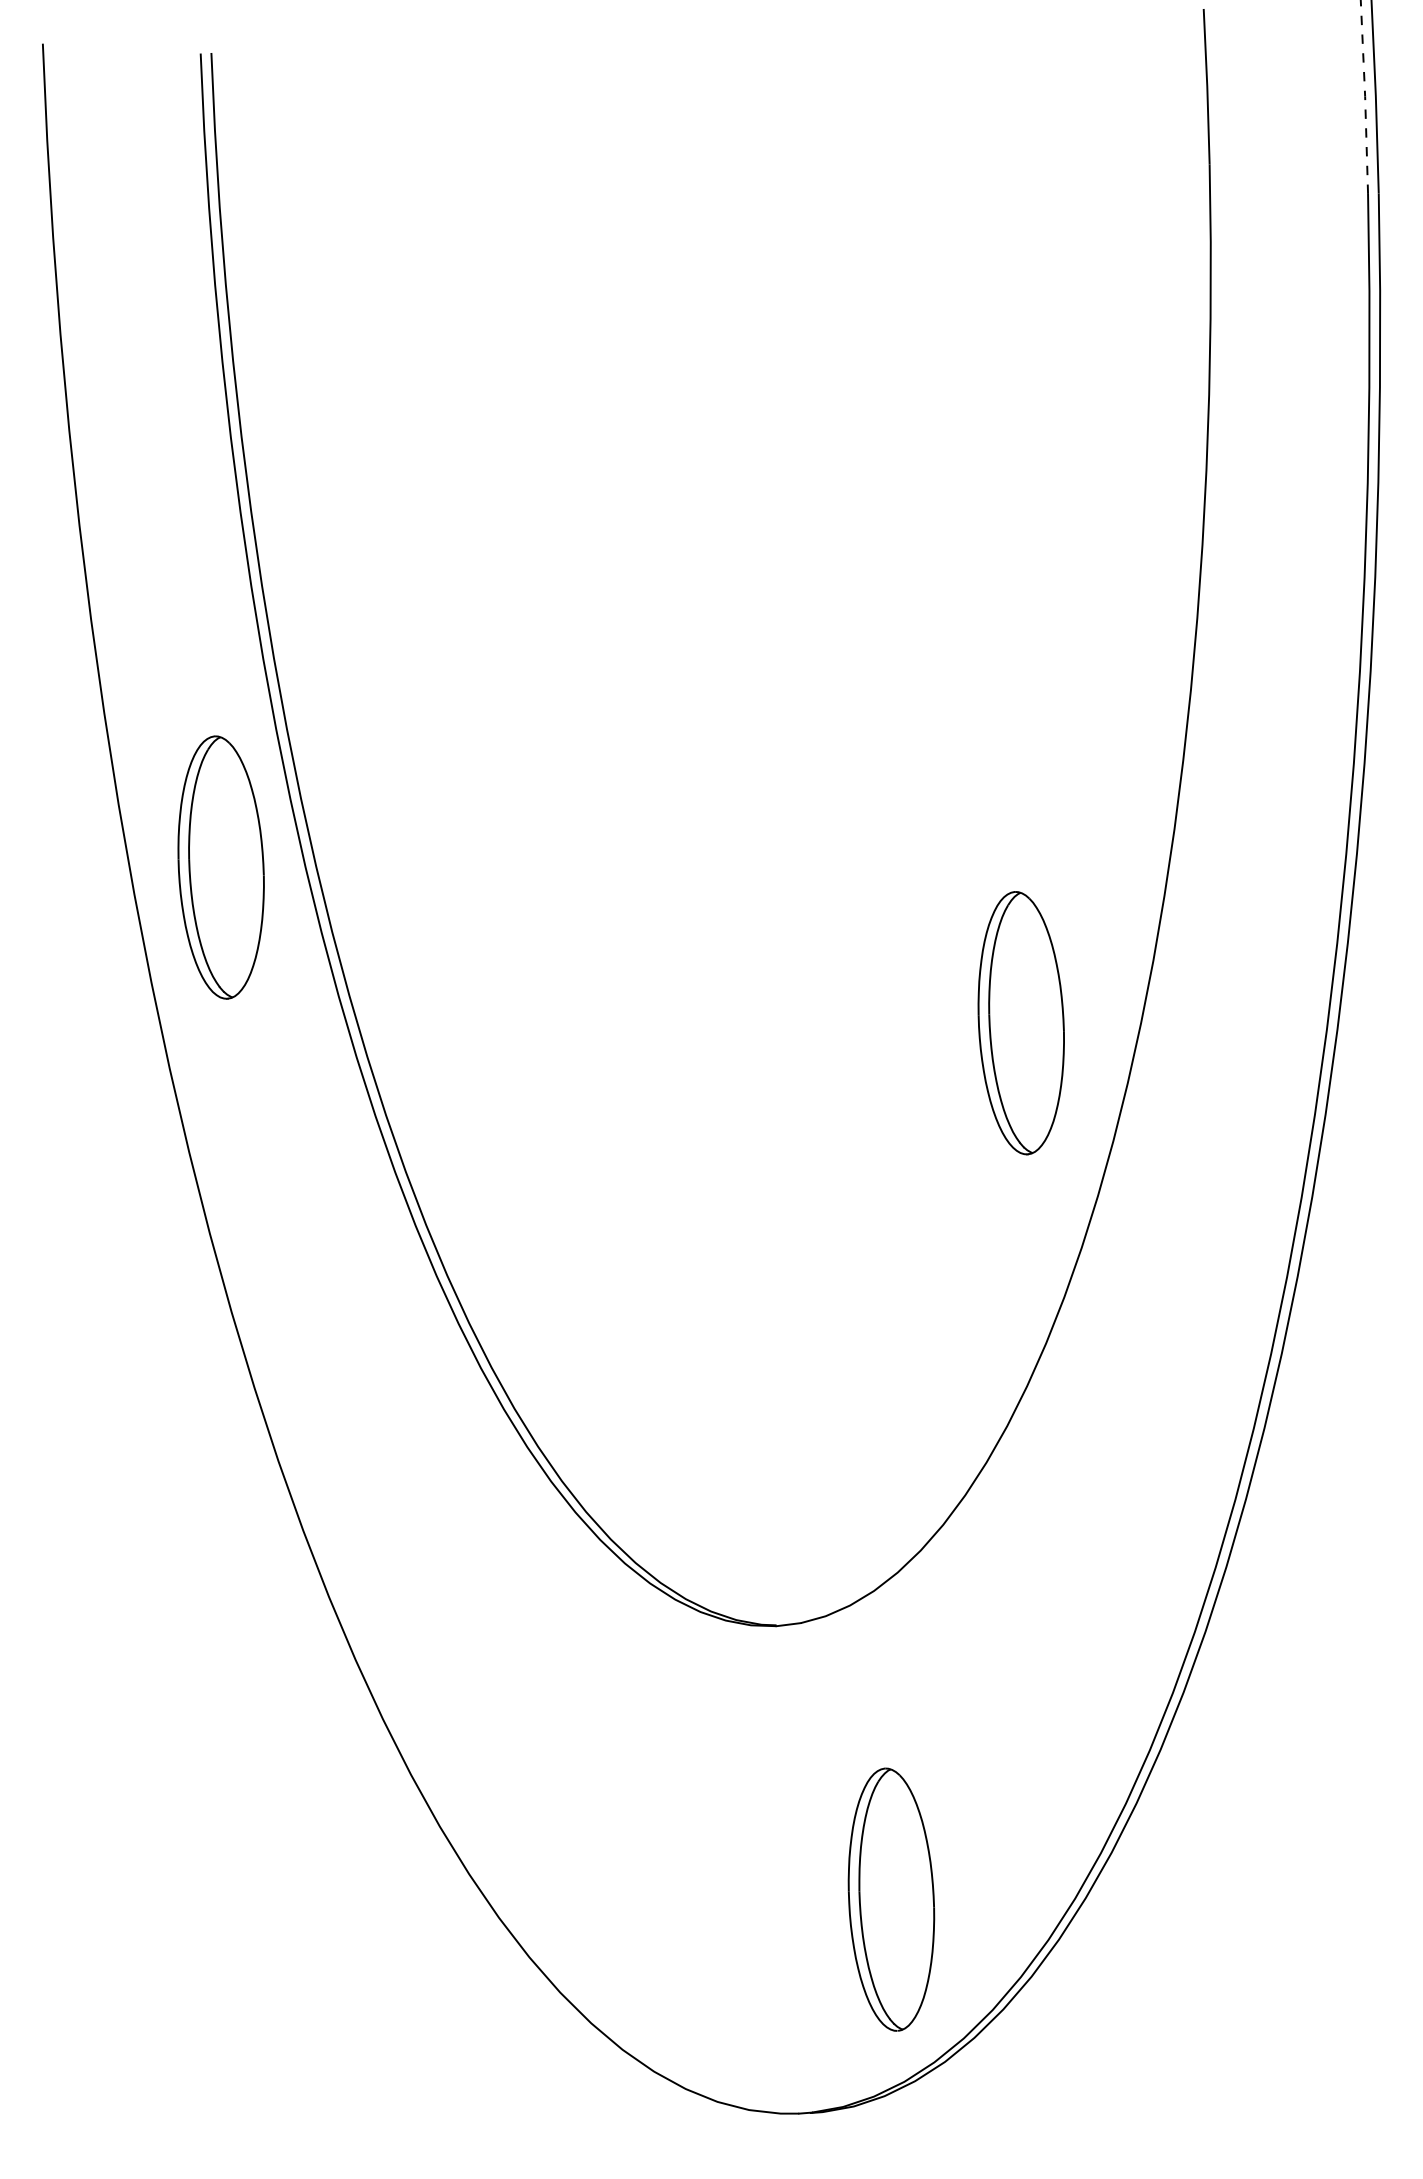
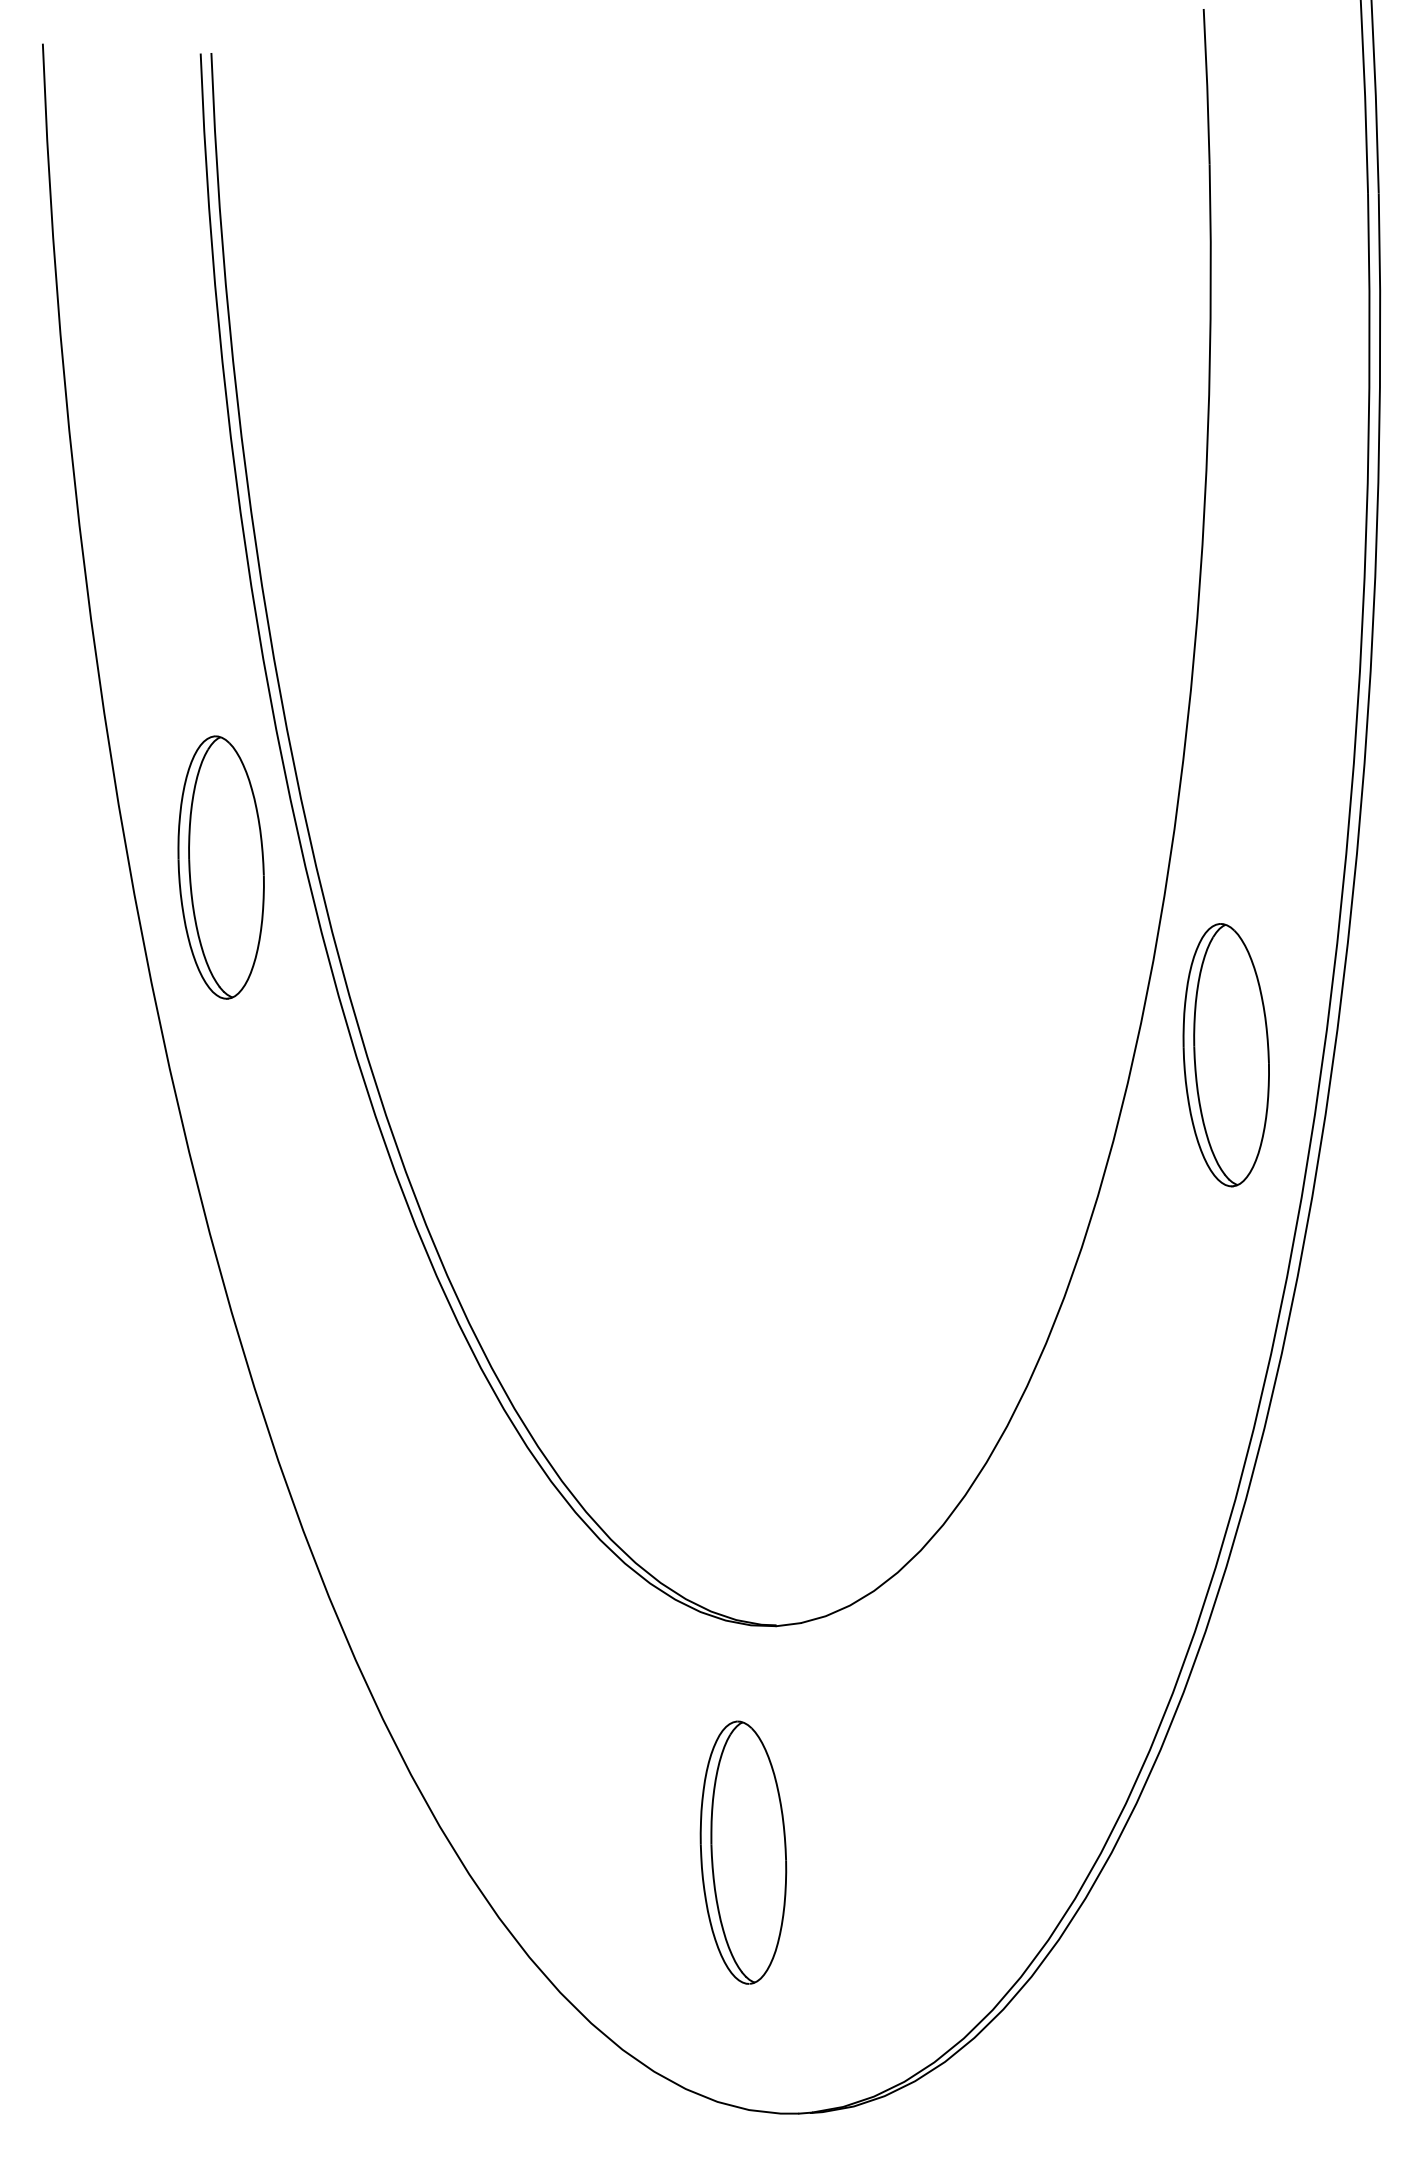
line: dashed -> solid (1365, 96)
part position: (1020, 1023) -> (1225, 1055) (1225, 1055)
part position: (891, 1899) -> (743, 1852) (743, 1852)
